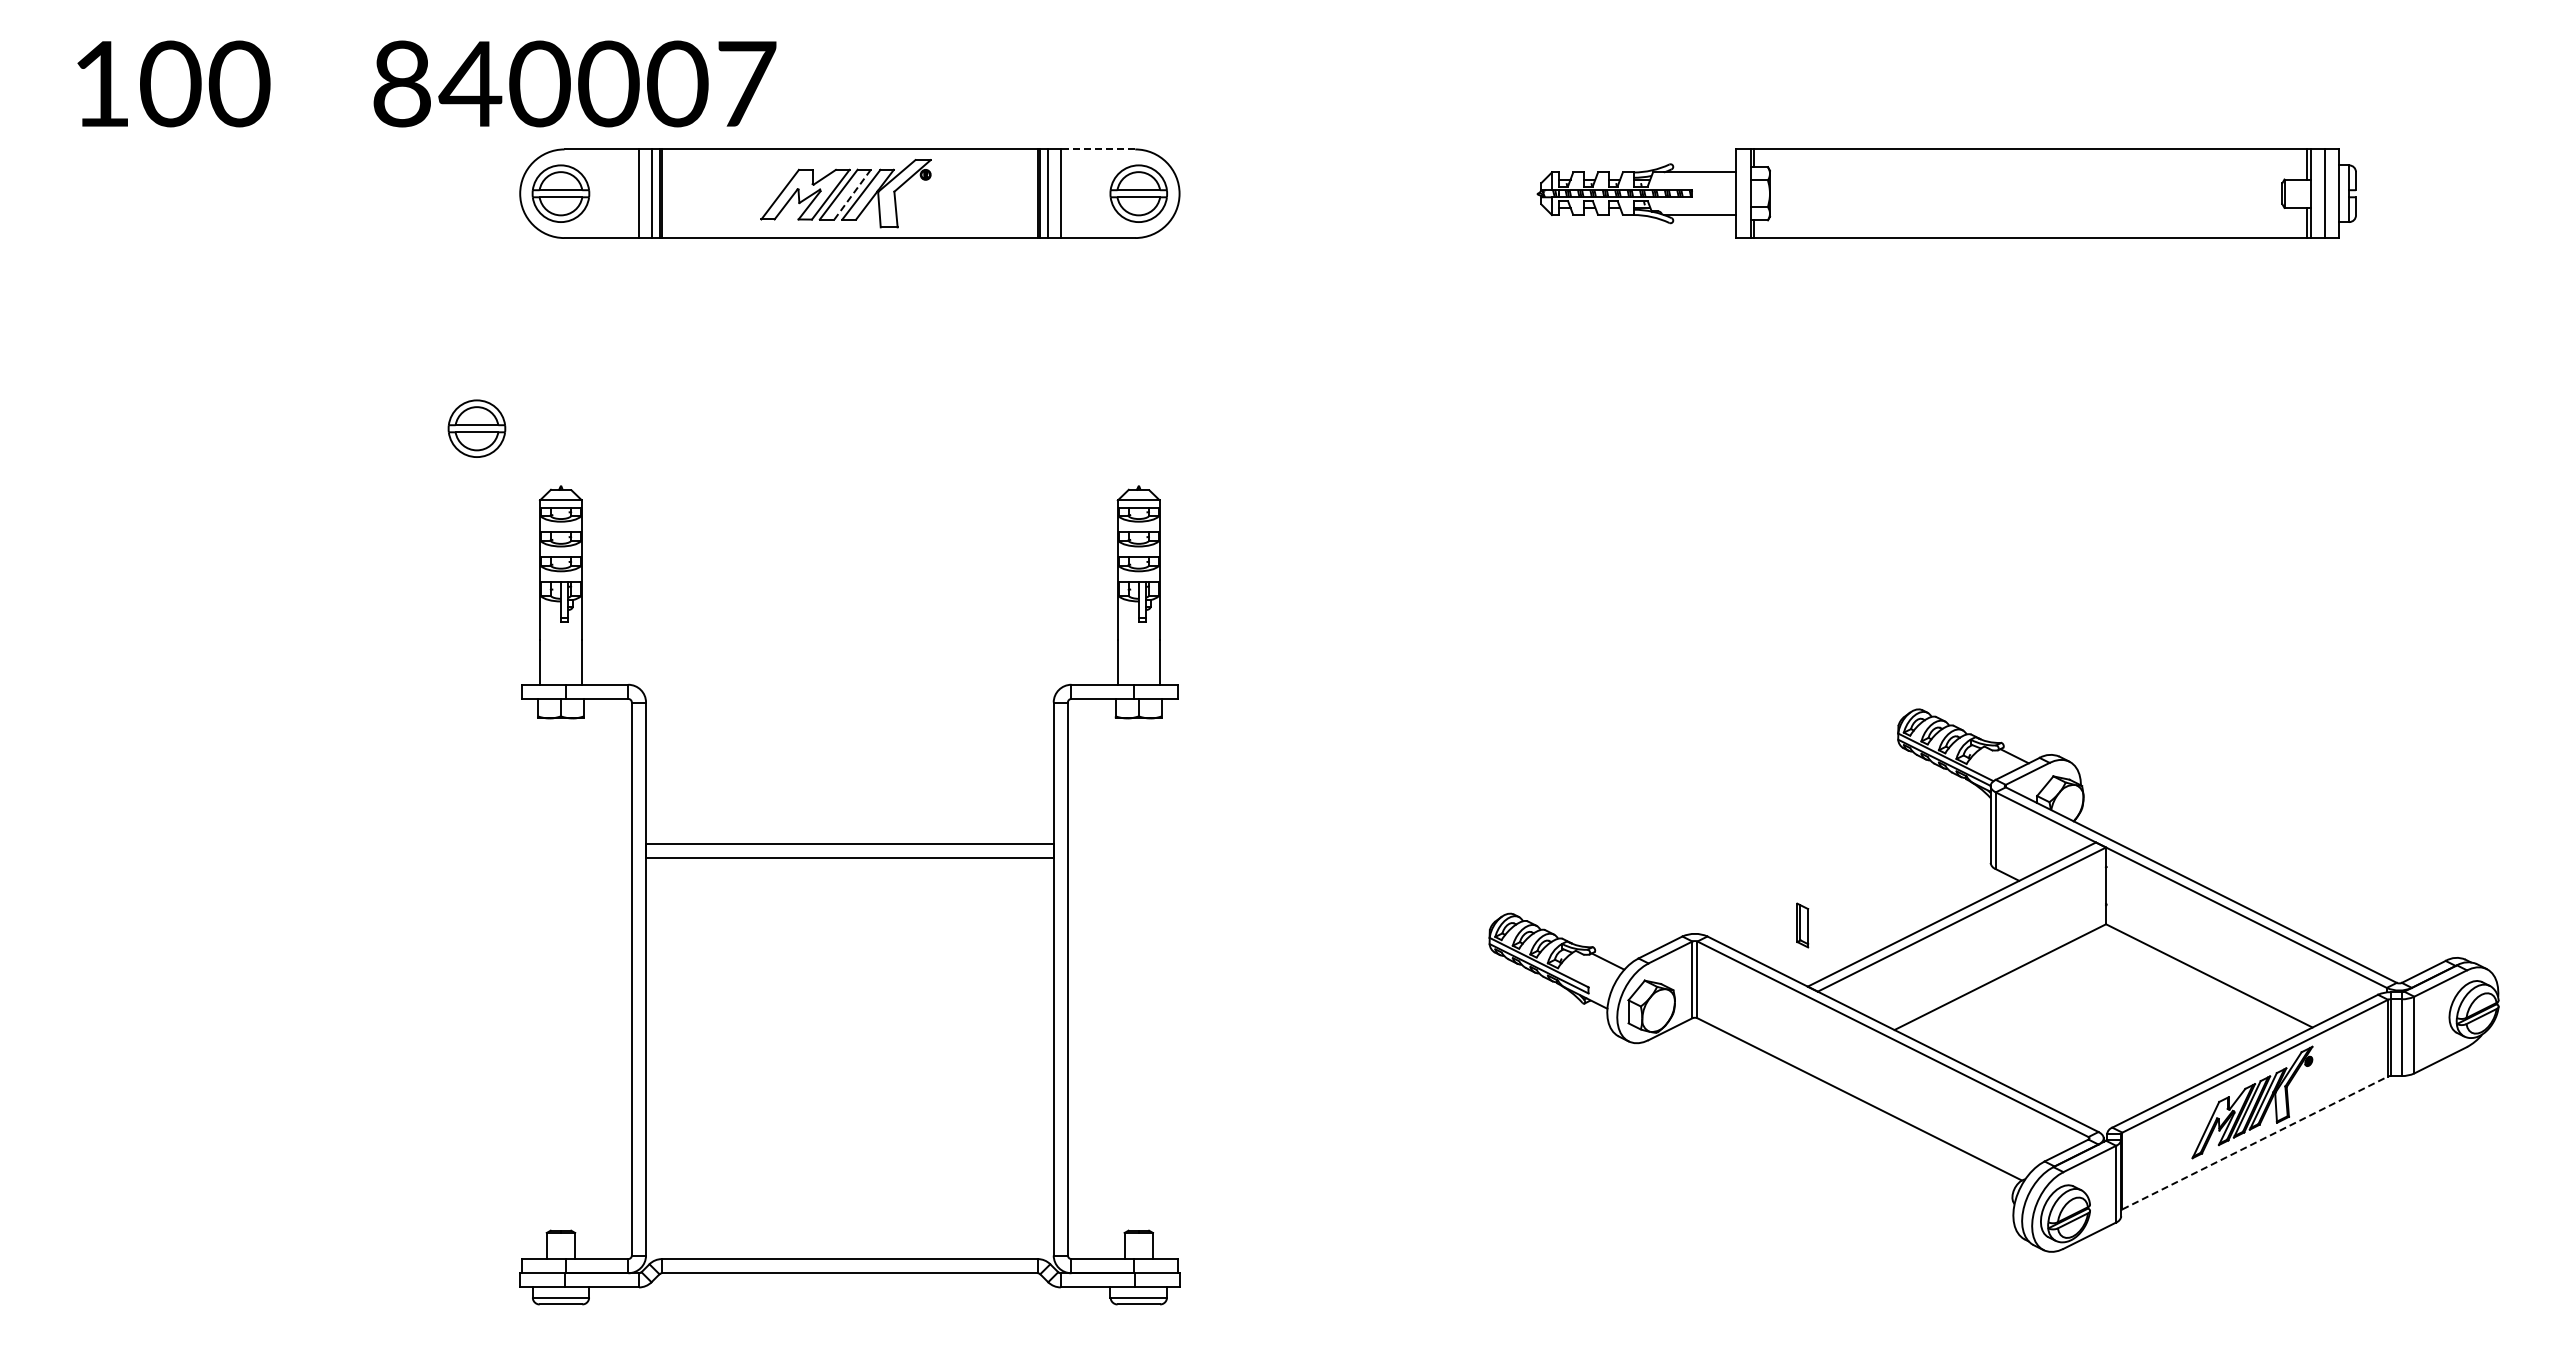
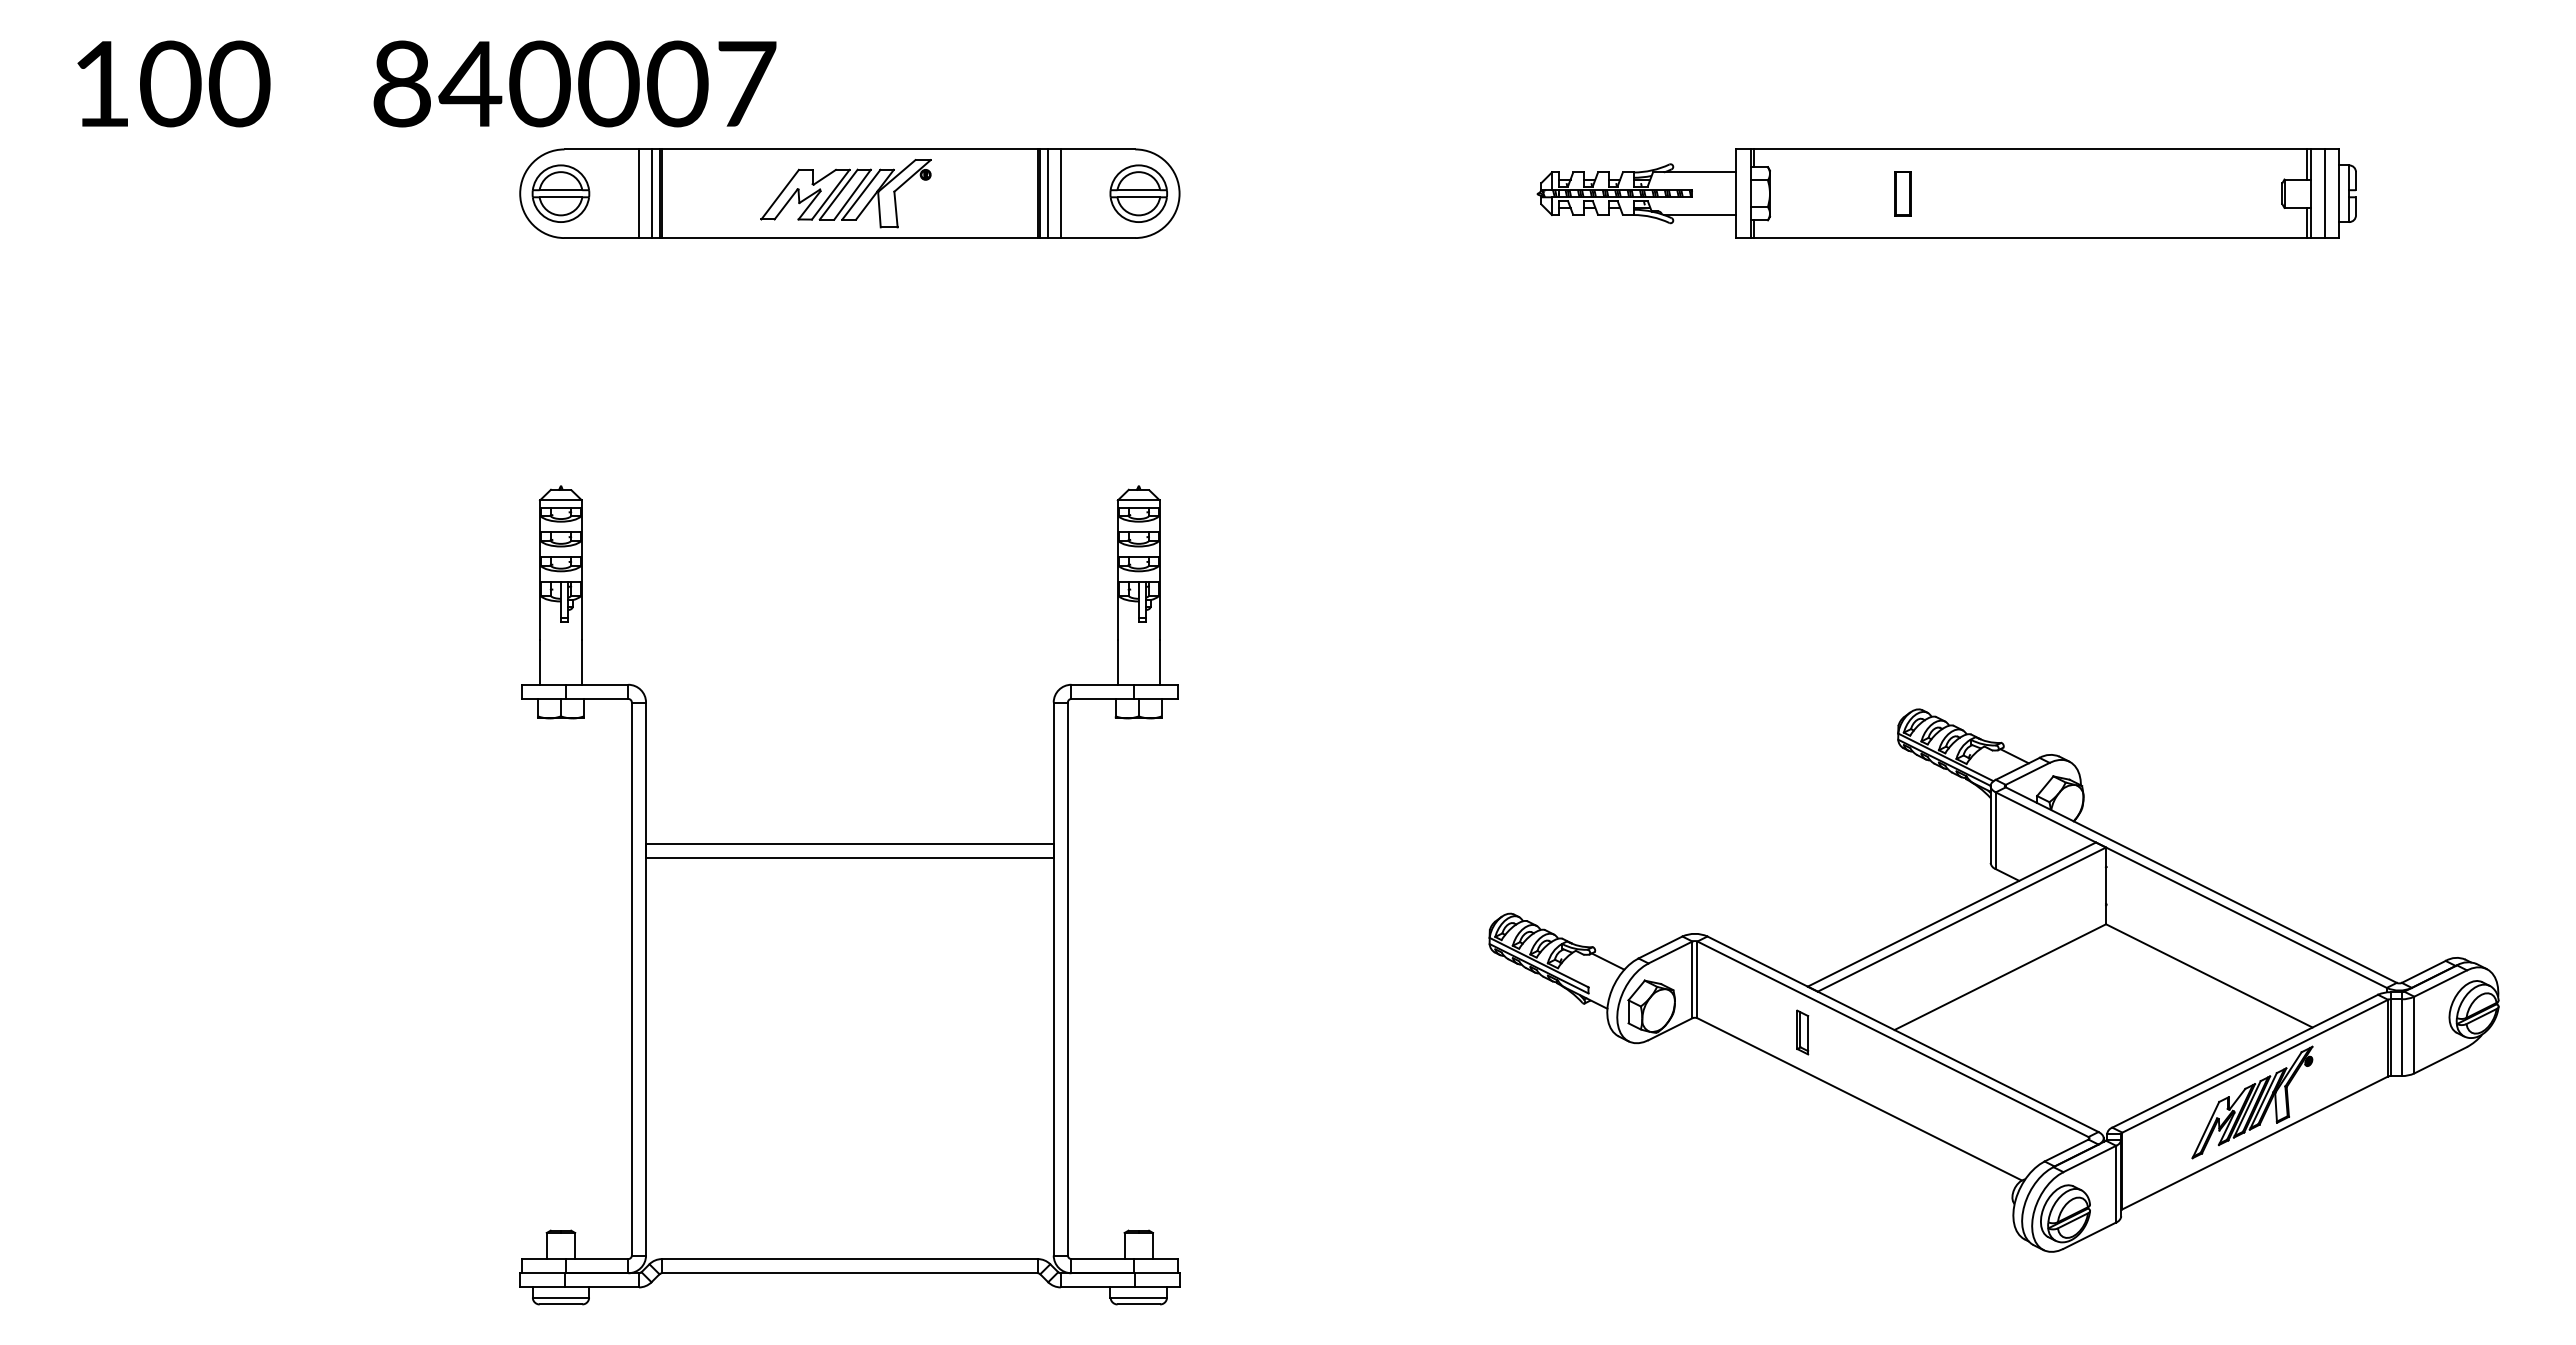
line: dashed -> solid (1097, 149)
part: none -> present (1902, 193)
line: dashed -> solid (852, 194)
part: present -> none (476, 428)
part position: (1802, 925) -> (1802, 1032) (1802, 1032)
line: dashed -> solid (2255, 1142)
